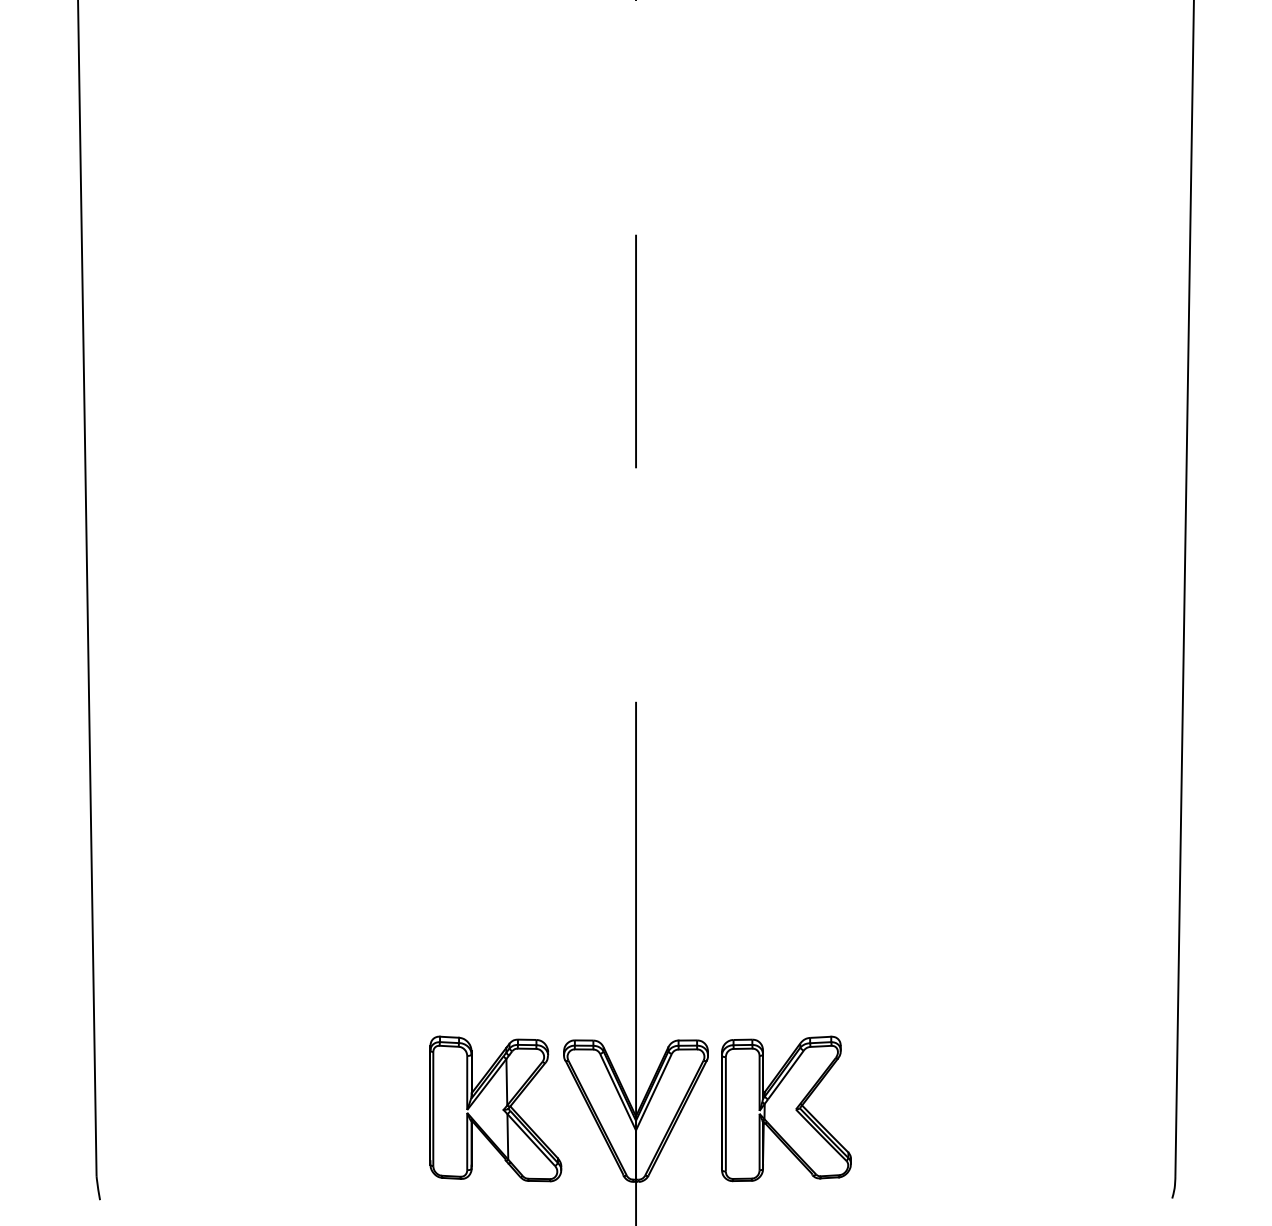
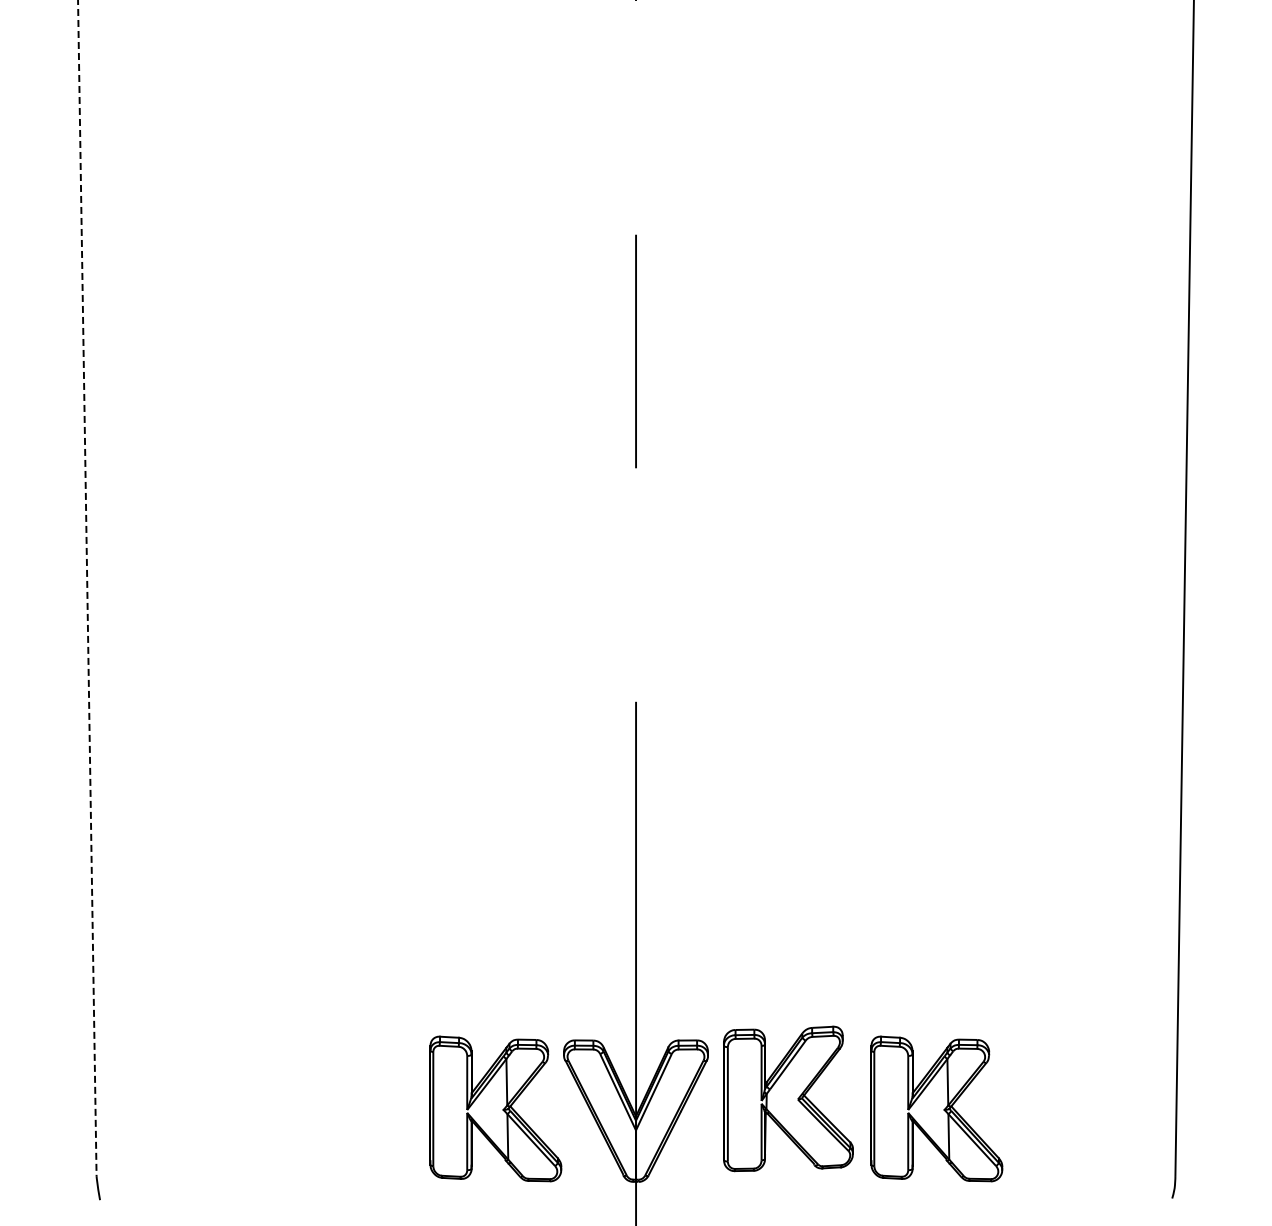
line: solid -> dashed (87, 588)
part position: (786, 1108) -> (788, 1098) (788, 1098)
part: none -> present (936, 1108)
